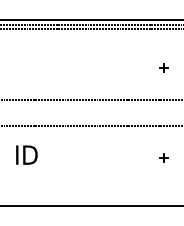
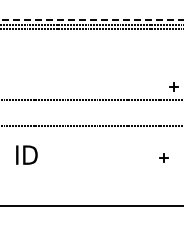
line: solid -> dashed (92, 19)
part position: (163, 67) -> (173, 86) (173, 86)
